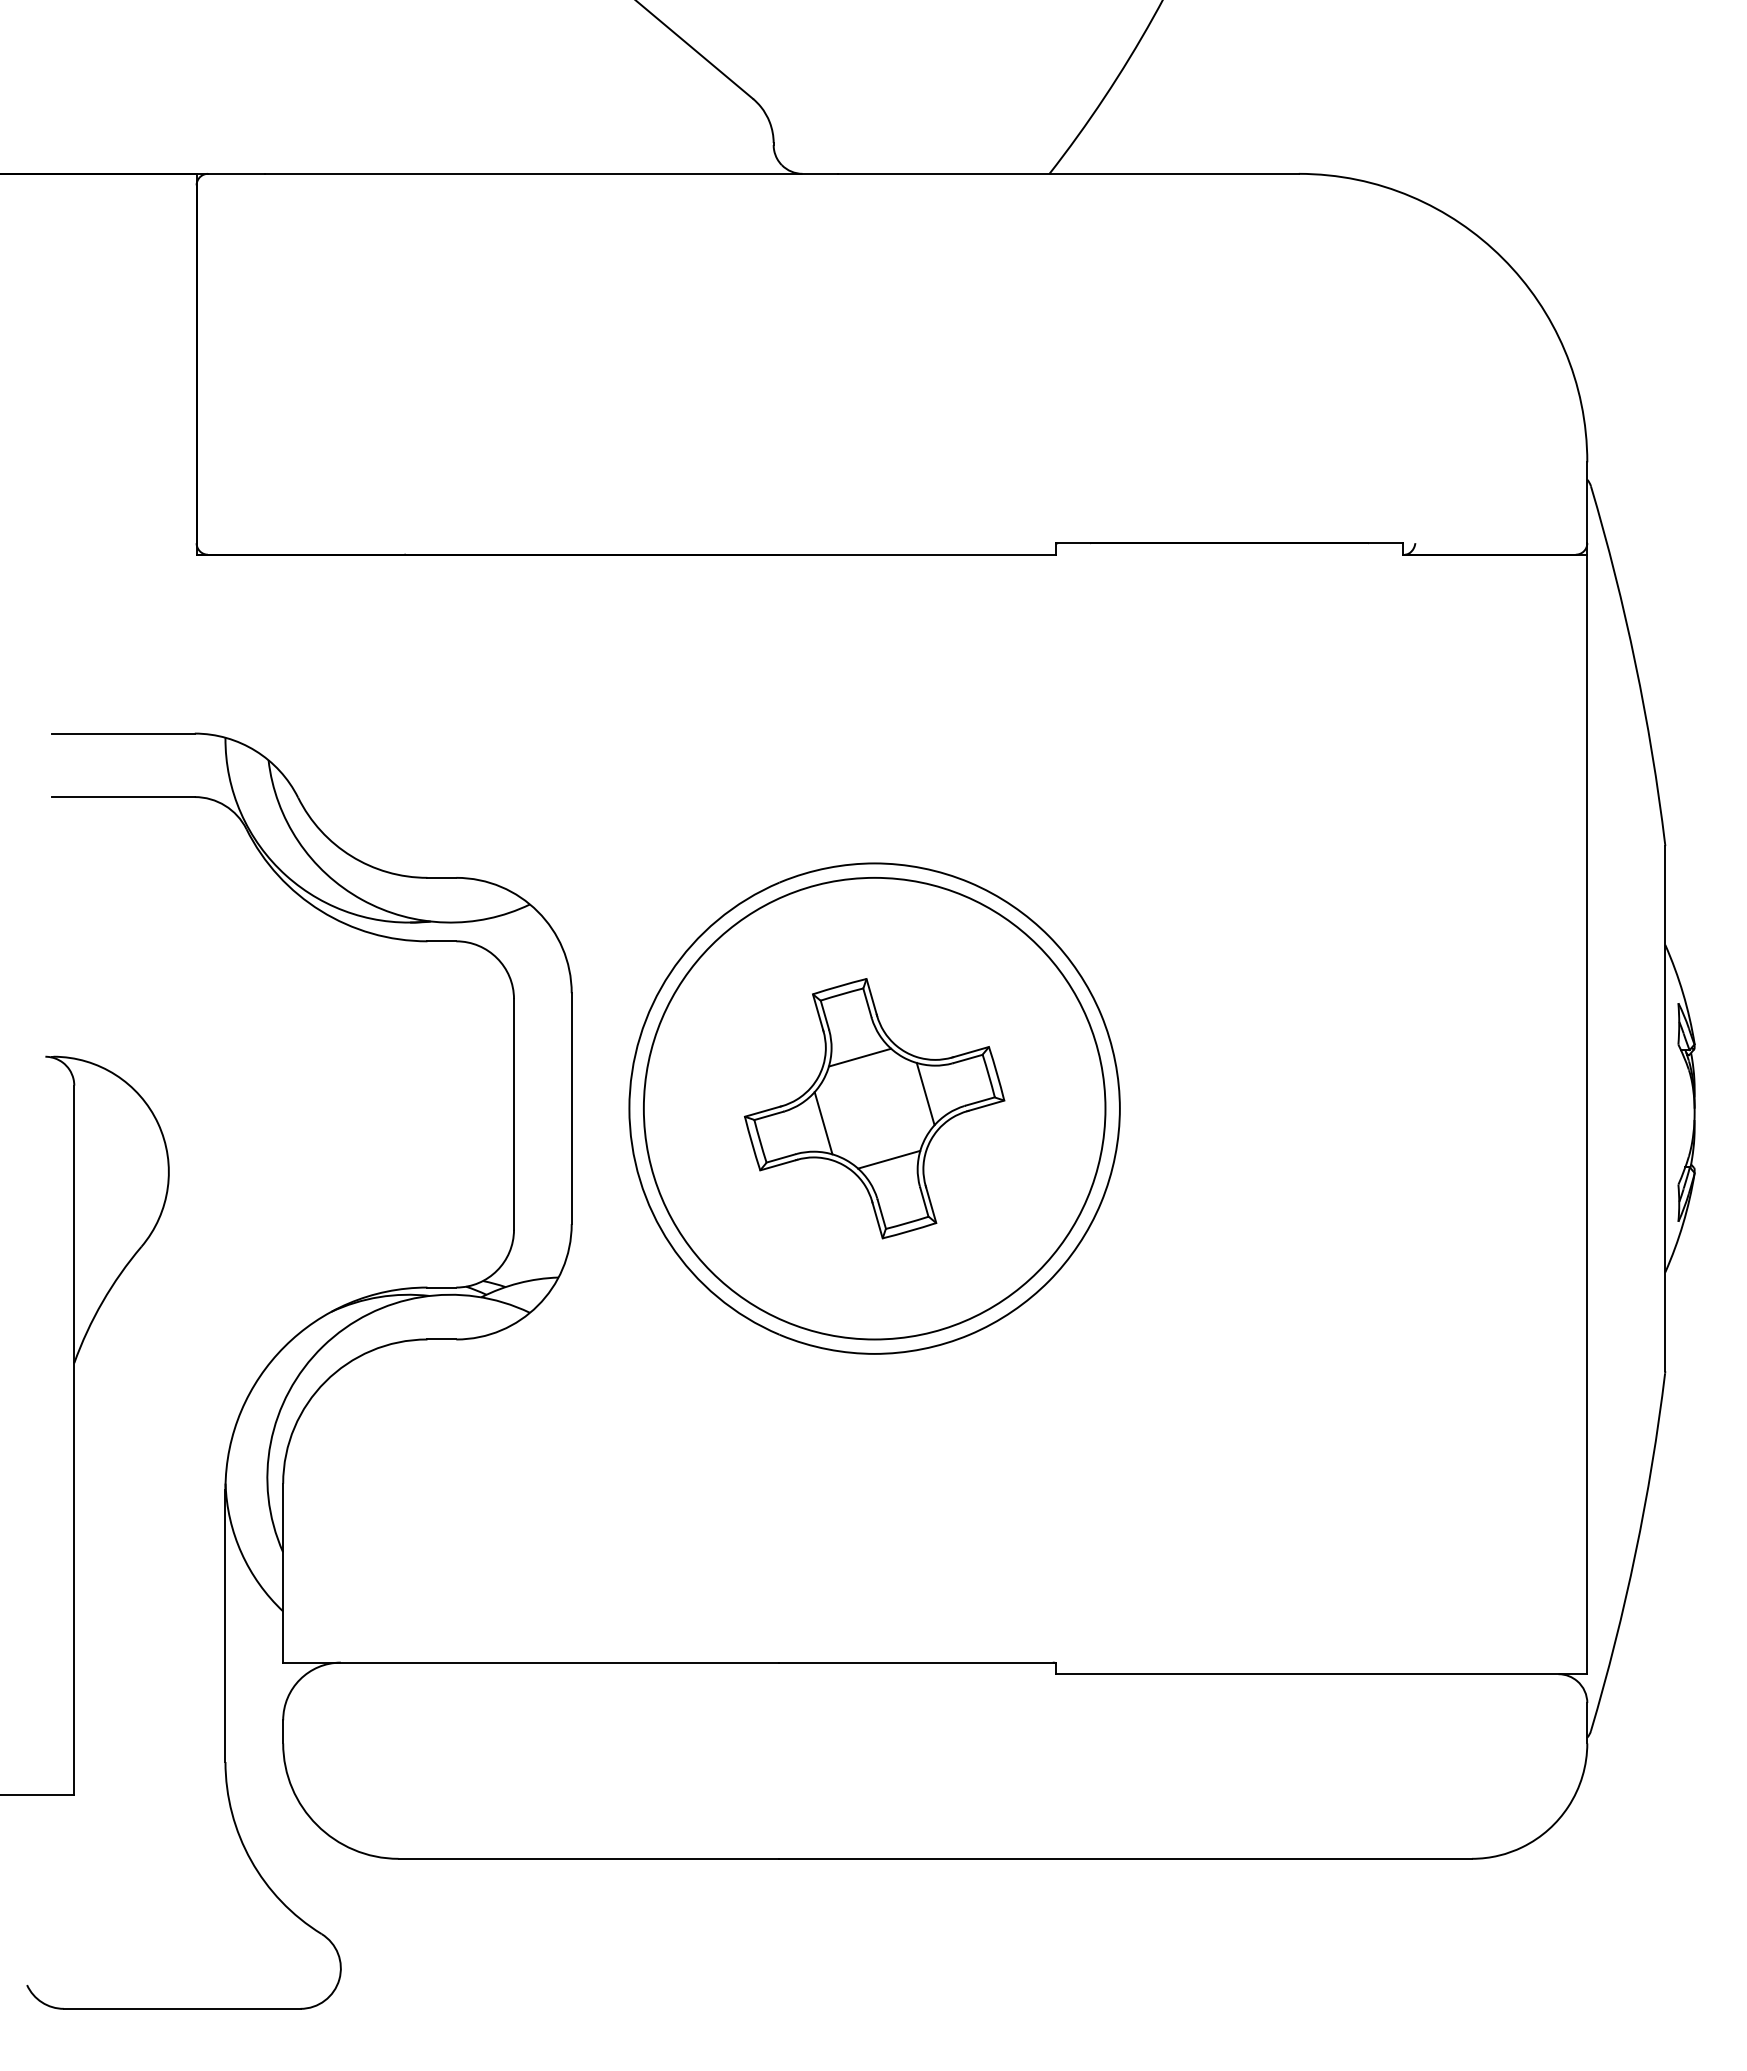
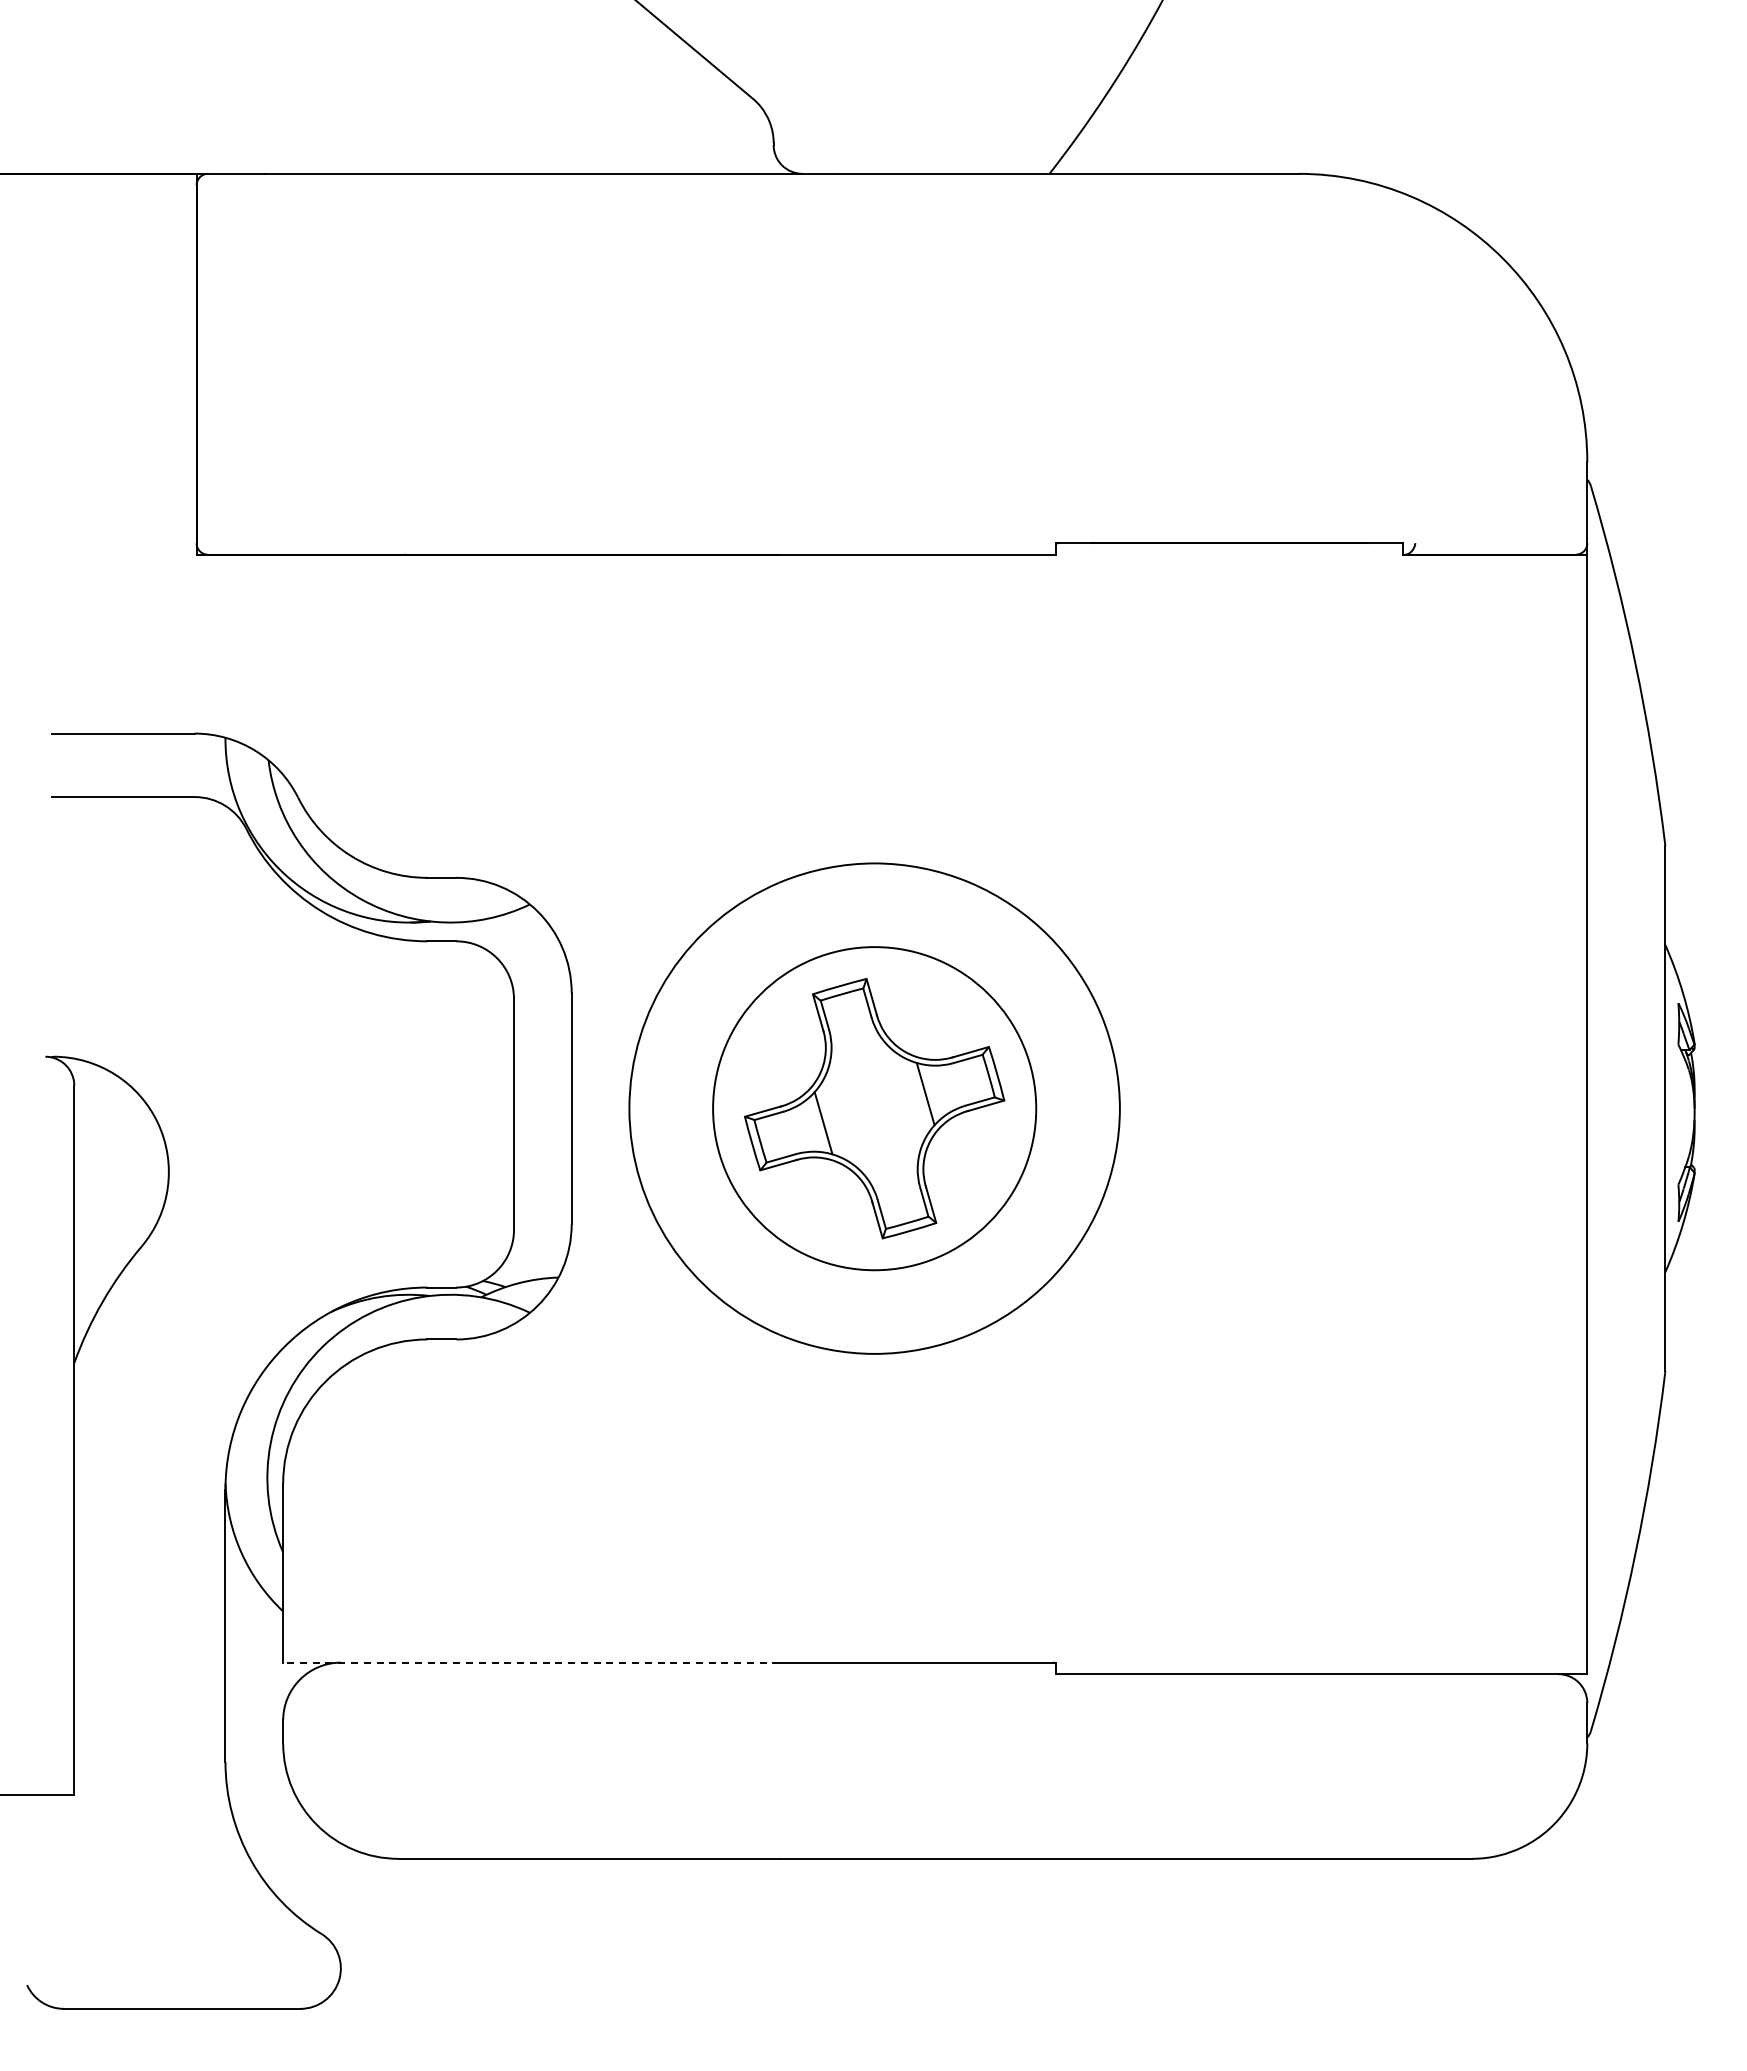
line: present -> none (859, 1057)
circle diameter: 462 px -> 323 px (874, 1108)
line: present -> none (889, 1159)
line: solid -> dashed (530, 1662)
